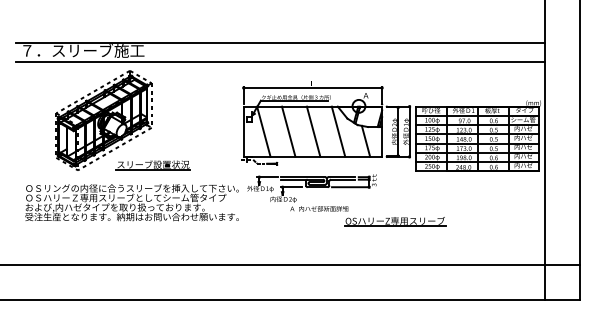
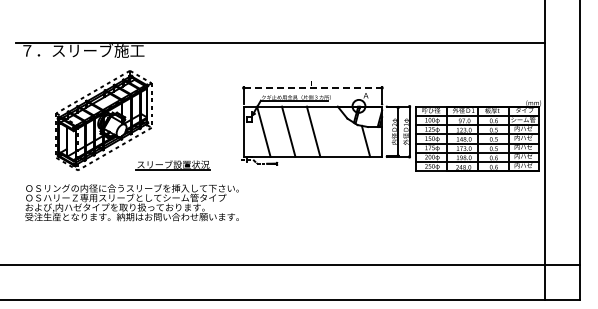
line: present -> none (280, 62)
line: solid -> dashed (313, 87)
line: present -> none (338, 131)
part position: (152, 165) -> (172, 165) (172, 165)
part: present -> none (346, 200)
